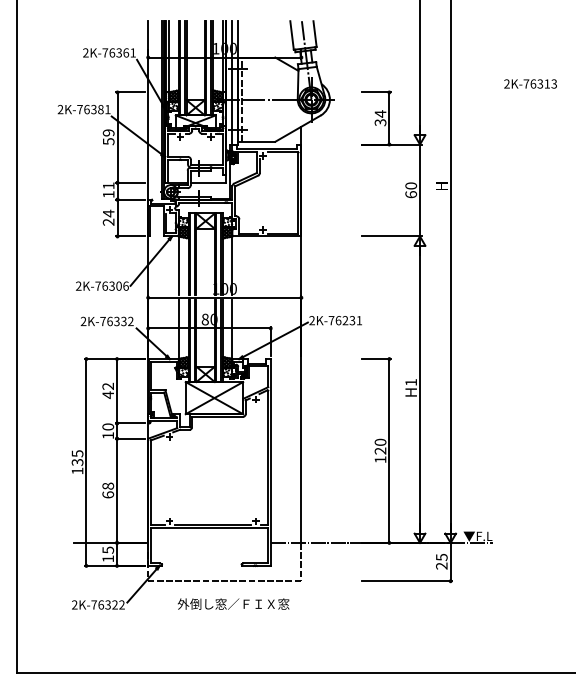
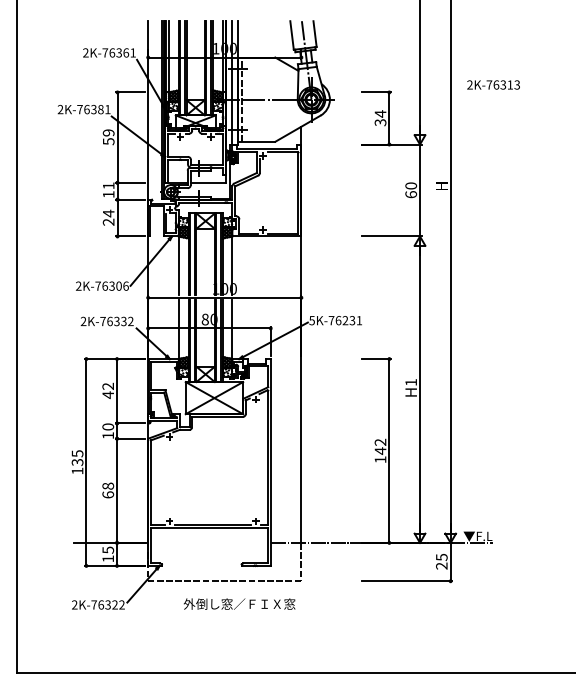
text position: (530, 83) -> (493, 84) (493, 84)
text: 2K-76231 -> 5K-76231 (311, 320)
text: 120 -> 142 (380, 446)
text position: (233, 603) -> (239, 603) (239, 603)
